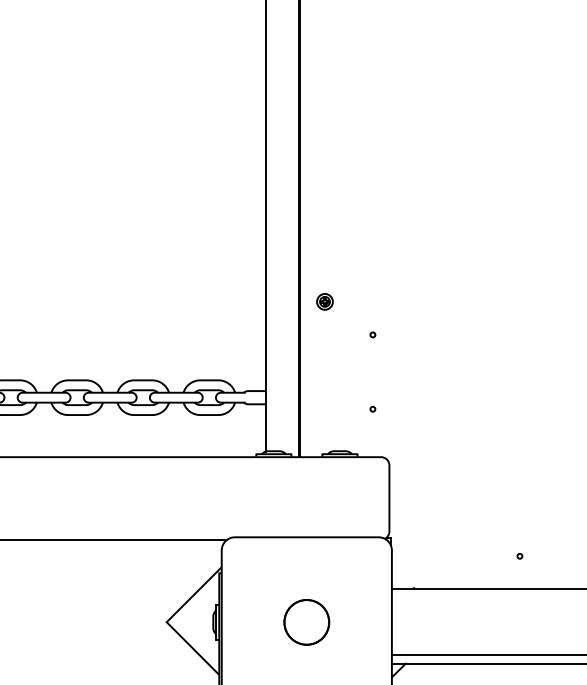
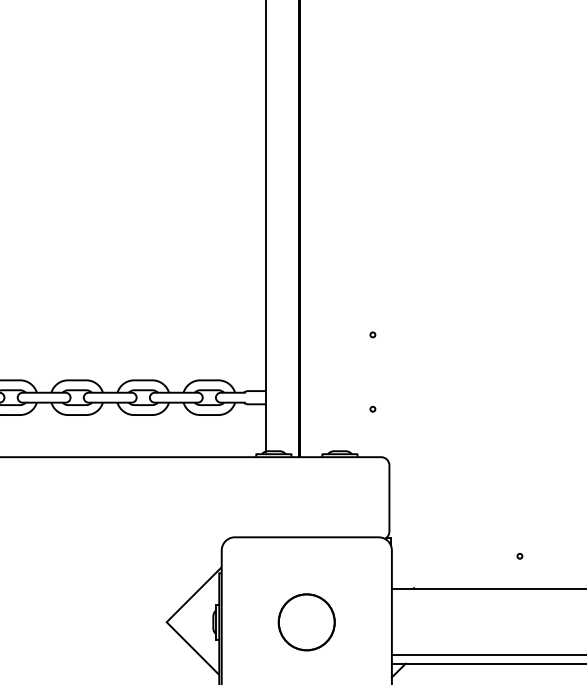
part: present -> none (324, 301)
line: present -> none (114, 539)
part size: 48x47 px -> 59x59 px (306, 622)
